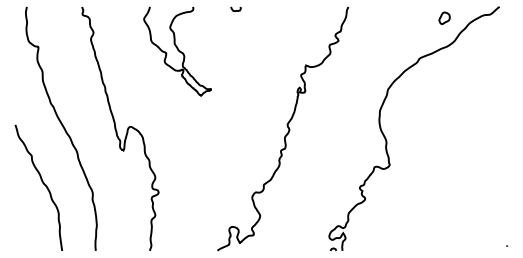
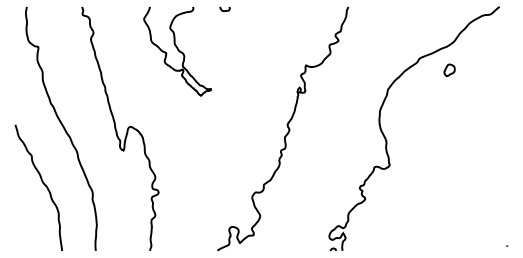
curve position: (235, 10) -> (224, 10) (224, 10)
part position: (444, 18) -> (449, 70) (449, 70)
